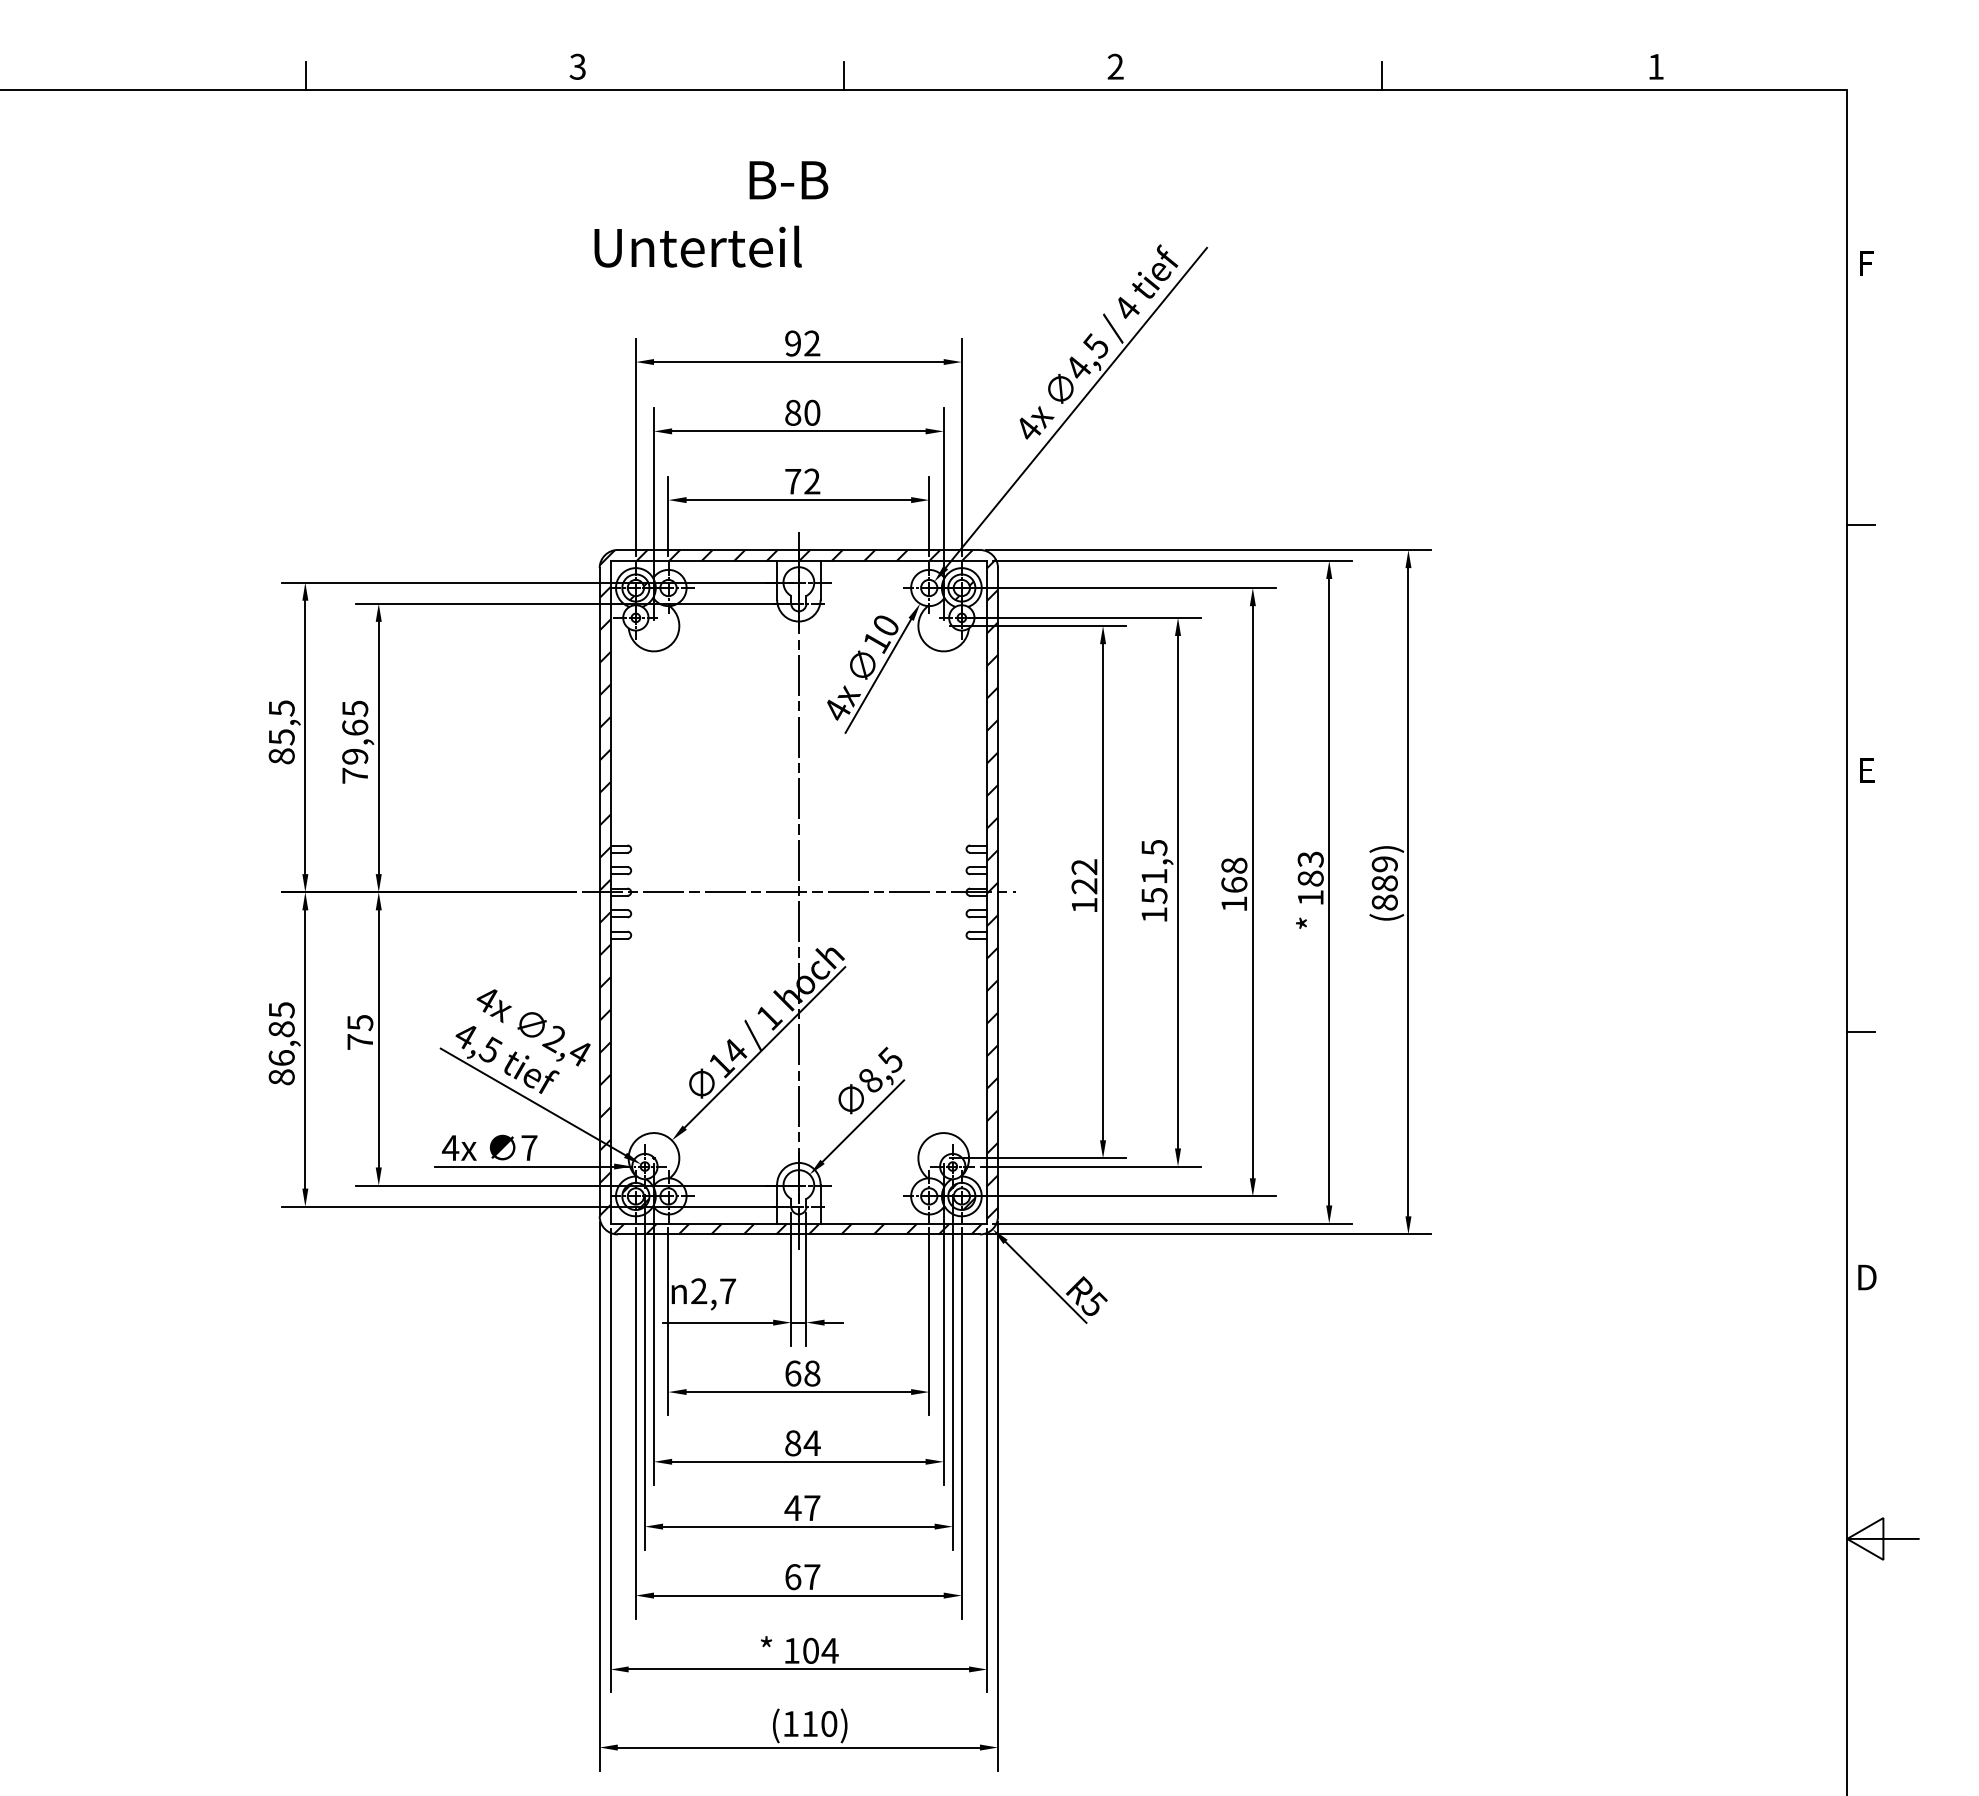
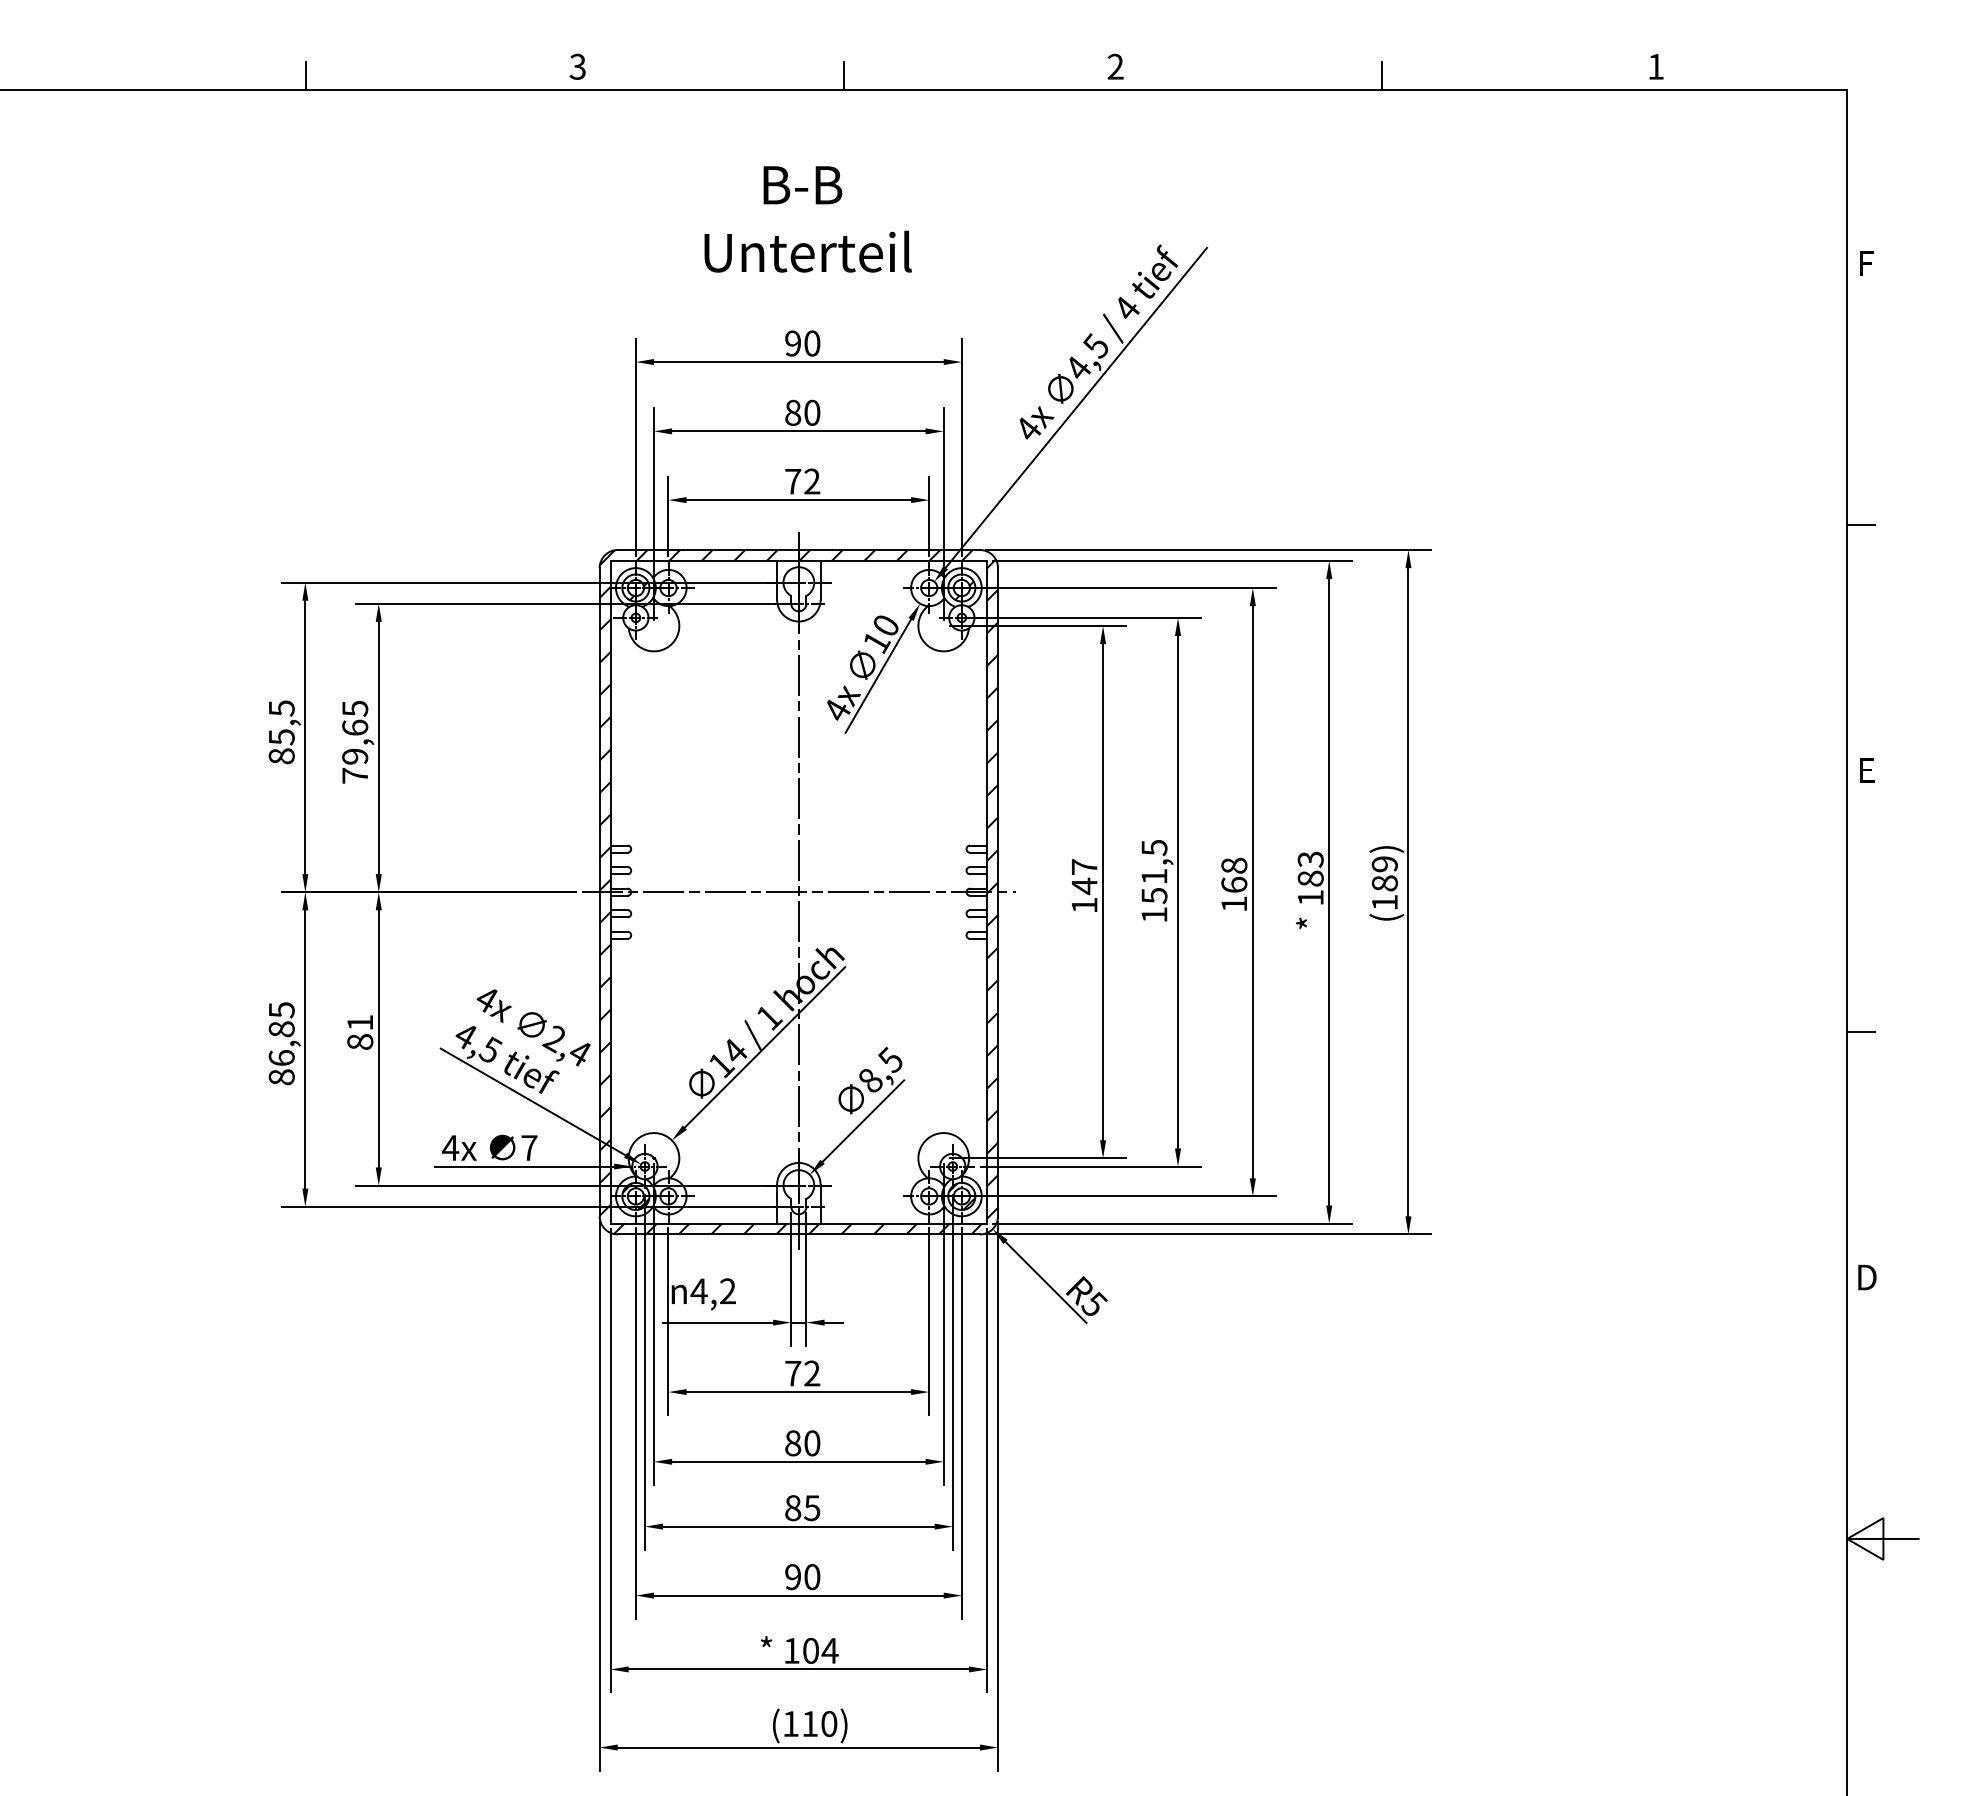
text position: (788, 180) -> (802, 185) (802, 185)
text position: (697, 246) -> (807, 251) (807, 251)
text: 92 -> 90 (812, 343)
text: 122 -> 147 (1084, 877)
text: (889) -> (189) (1384, 902)
text: 75 -> 81 (360, 1032)
text: 2,7 -> 4,2 (713, 1290)
text: 68 -> 72 (802, 1373)
text: 84 -> 80 (811, 1443)
text: 47 -> 85 (802, 1508)
text: 67 -> 90 (802, 1577)
